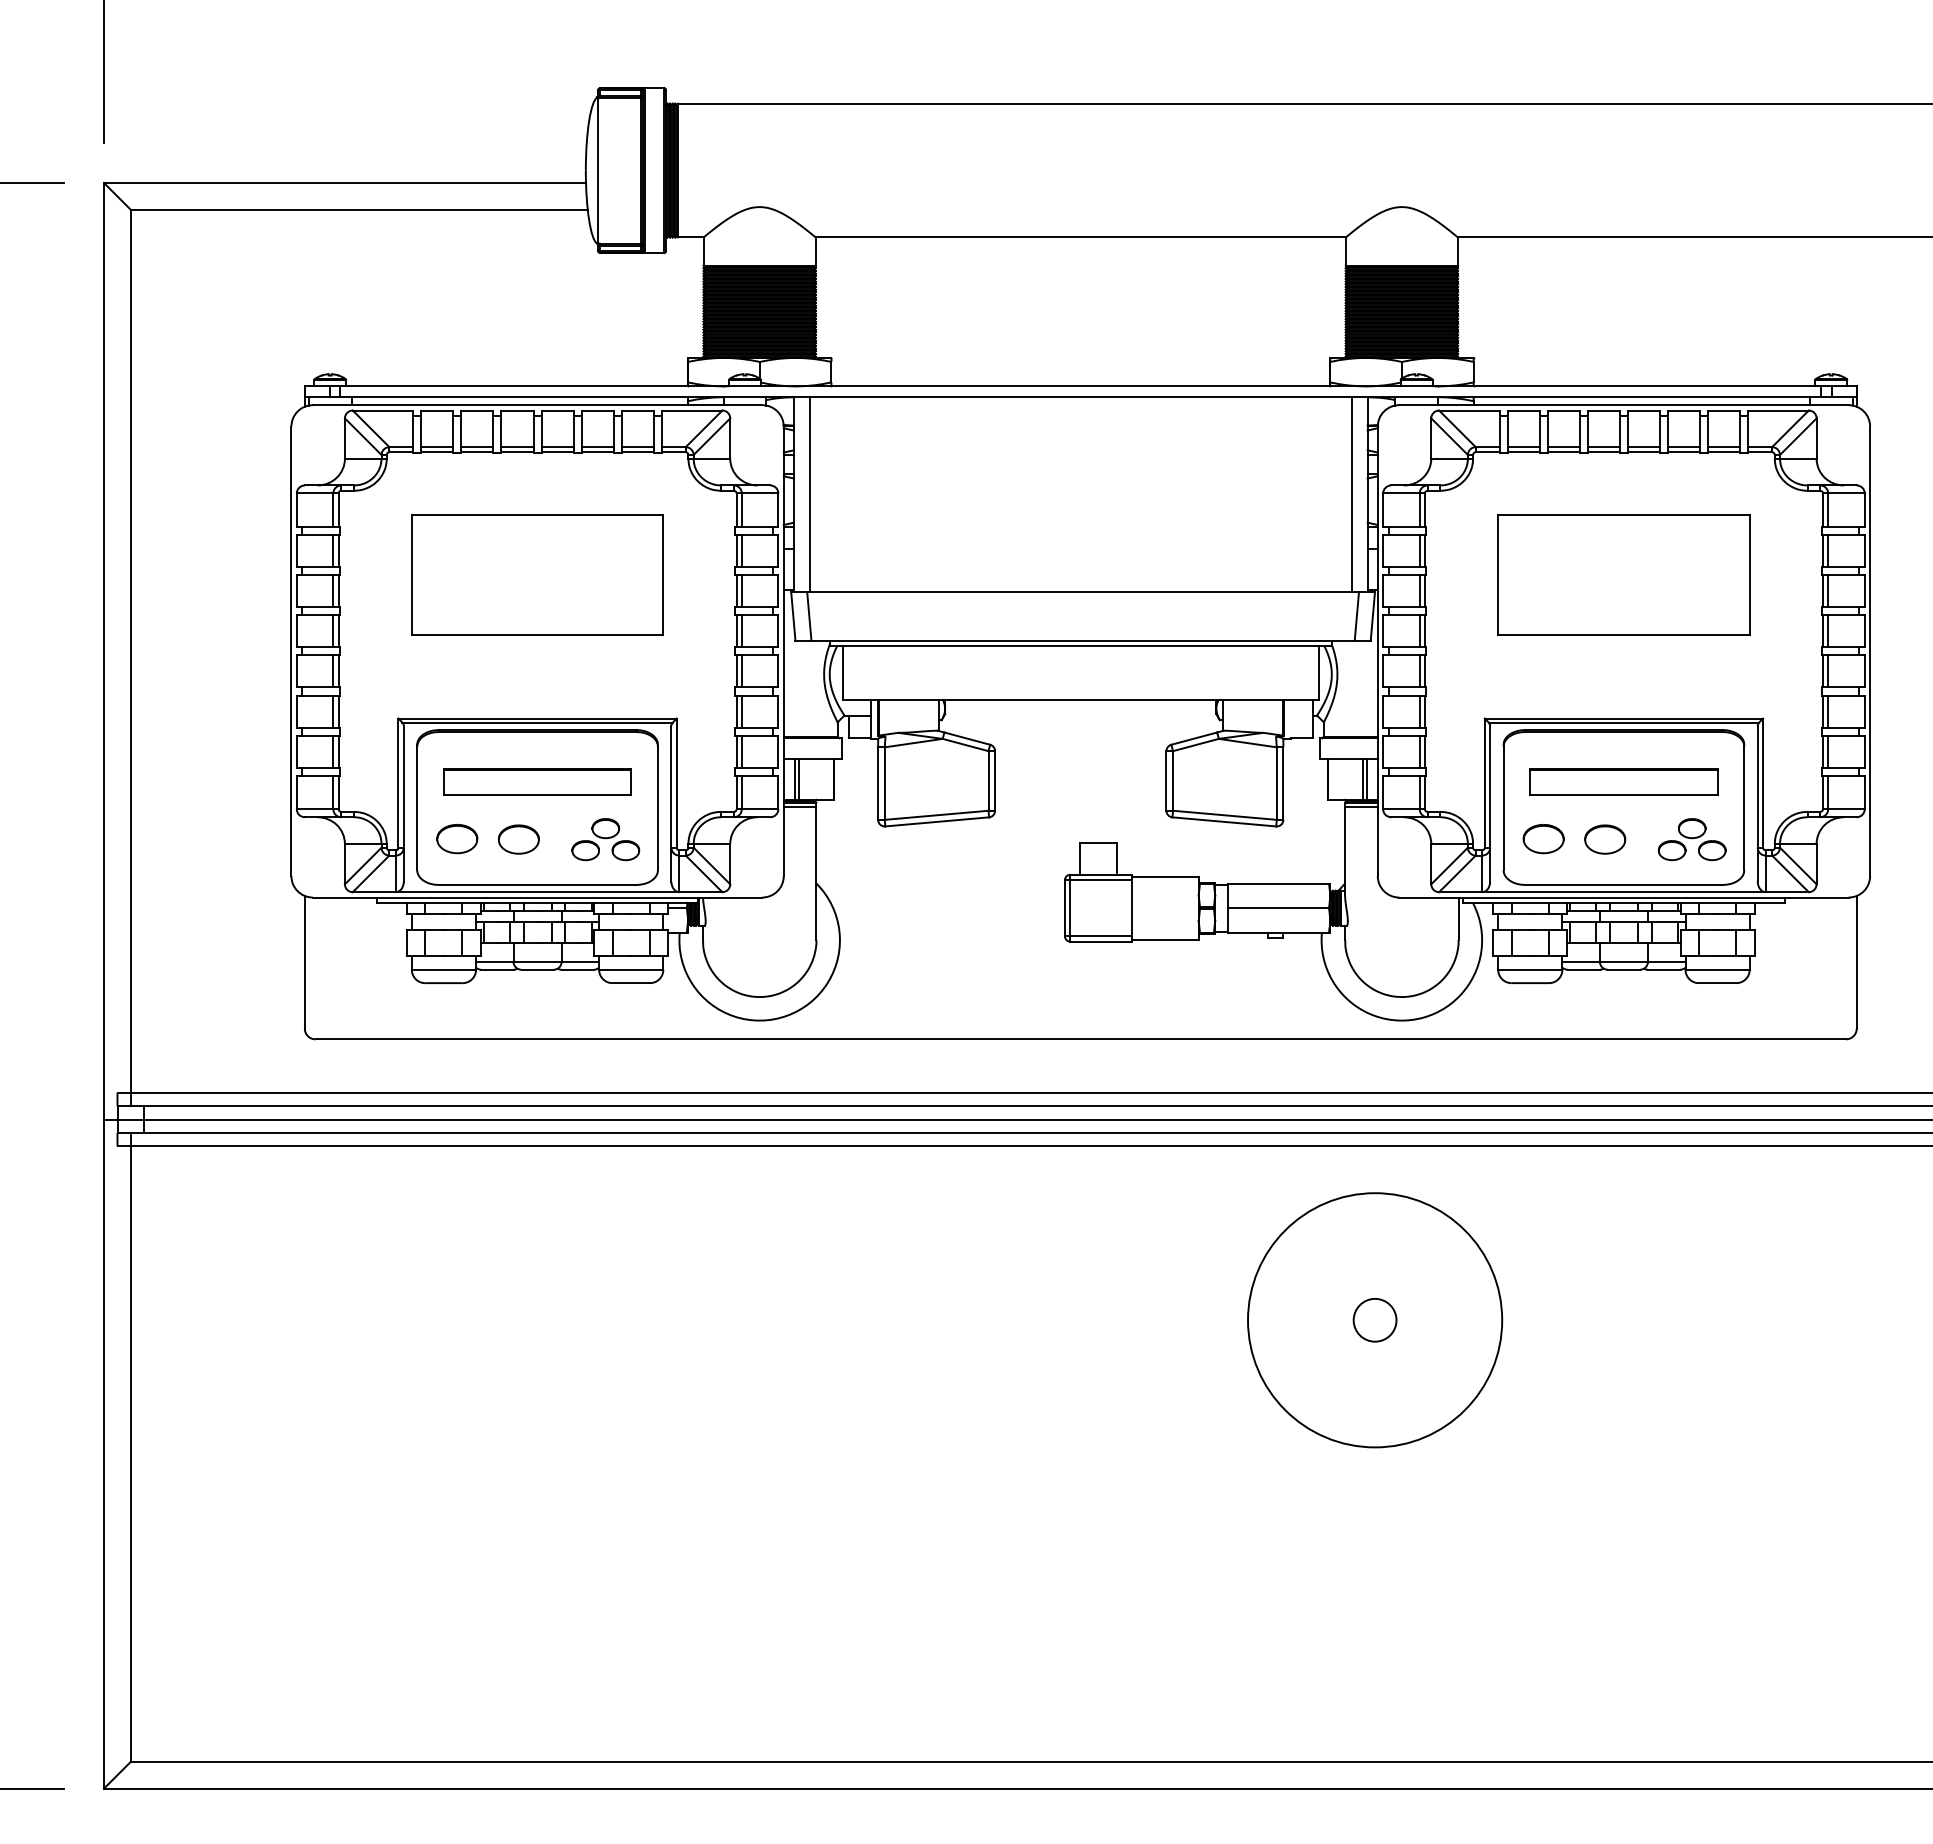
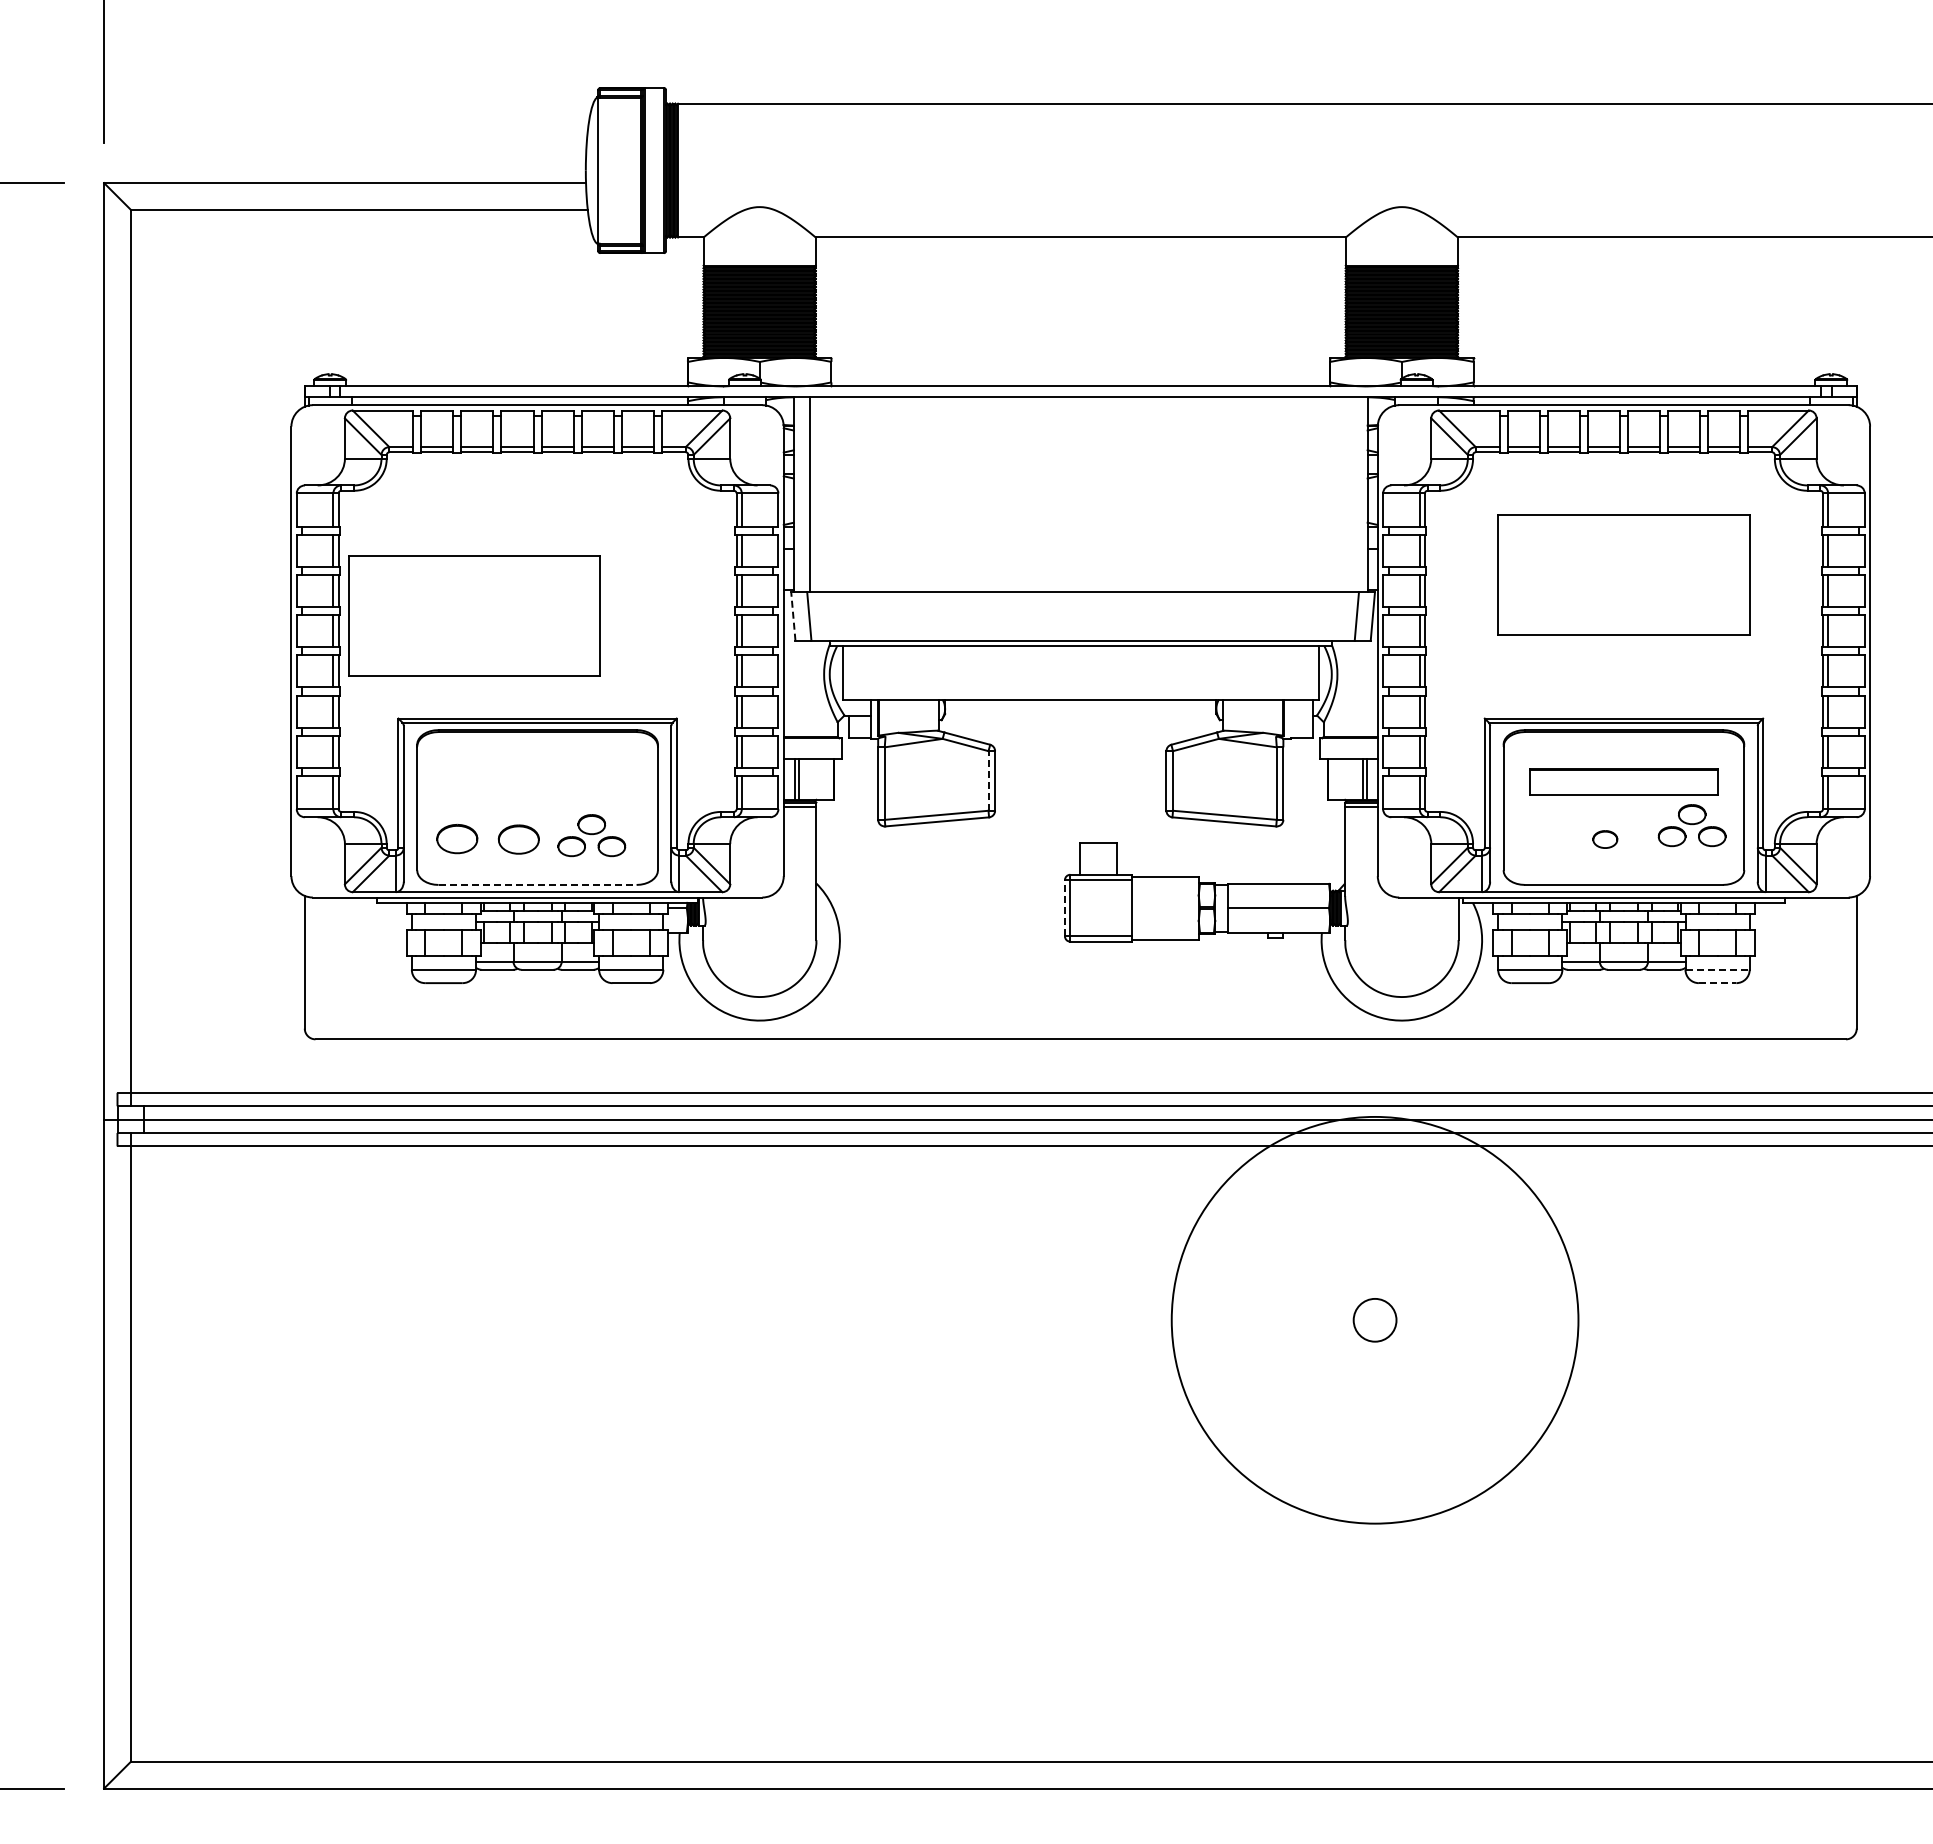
line: present -> none (1351, 494)
part position: (537, 574) -> (474, 615) (474, 615)
line: solid -> dashed (793, 616)
line: solid -> dashed (988, 780)
part: present -> none (537, 781)
part position: (605, 839) -> (591, 835) (591, 835)
part: present -> none (1543, 839)
part size: 43x31 px -> 27x19 px (1605, 839)
part position: (1691, 839) -> (1691, 825) (1691, 825)
line: solid -> dashed (538, 884)
line: solid -> dashed (1064, 907)
line: solid -> dashed (1718, 969)
line: solid -> dashed (1717, 983)
circle diameter: 254 px -> 407 px (1374, 1319)
